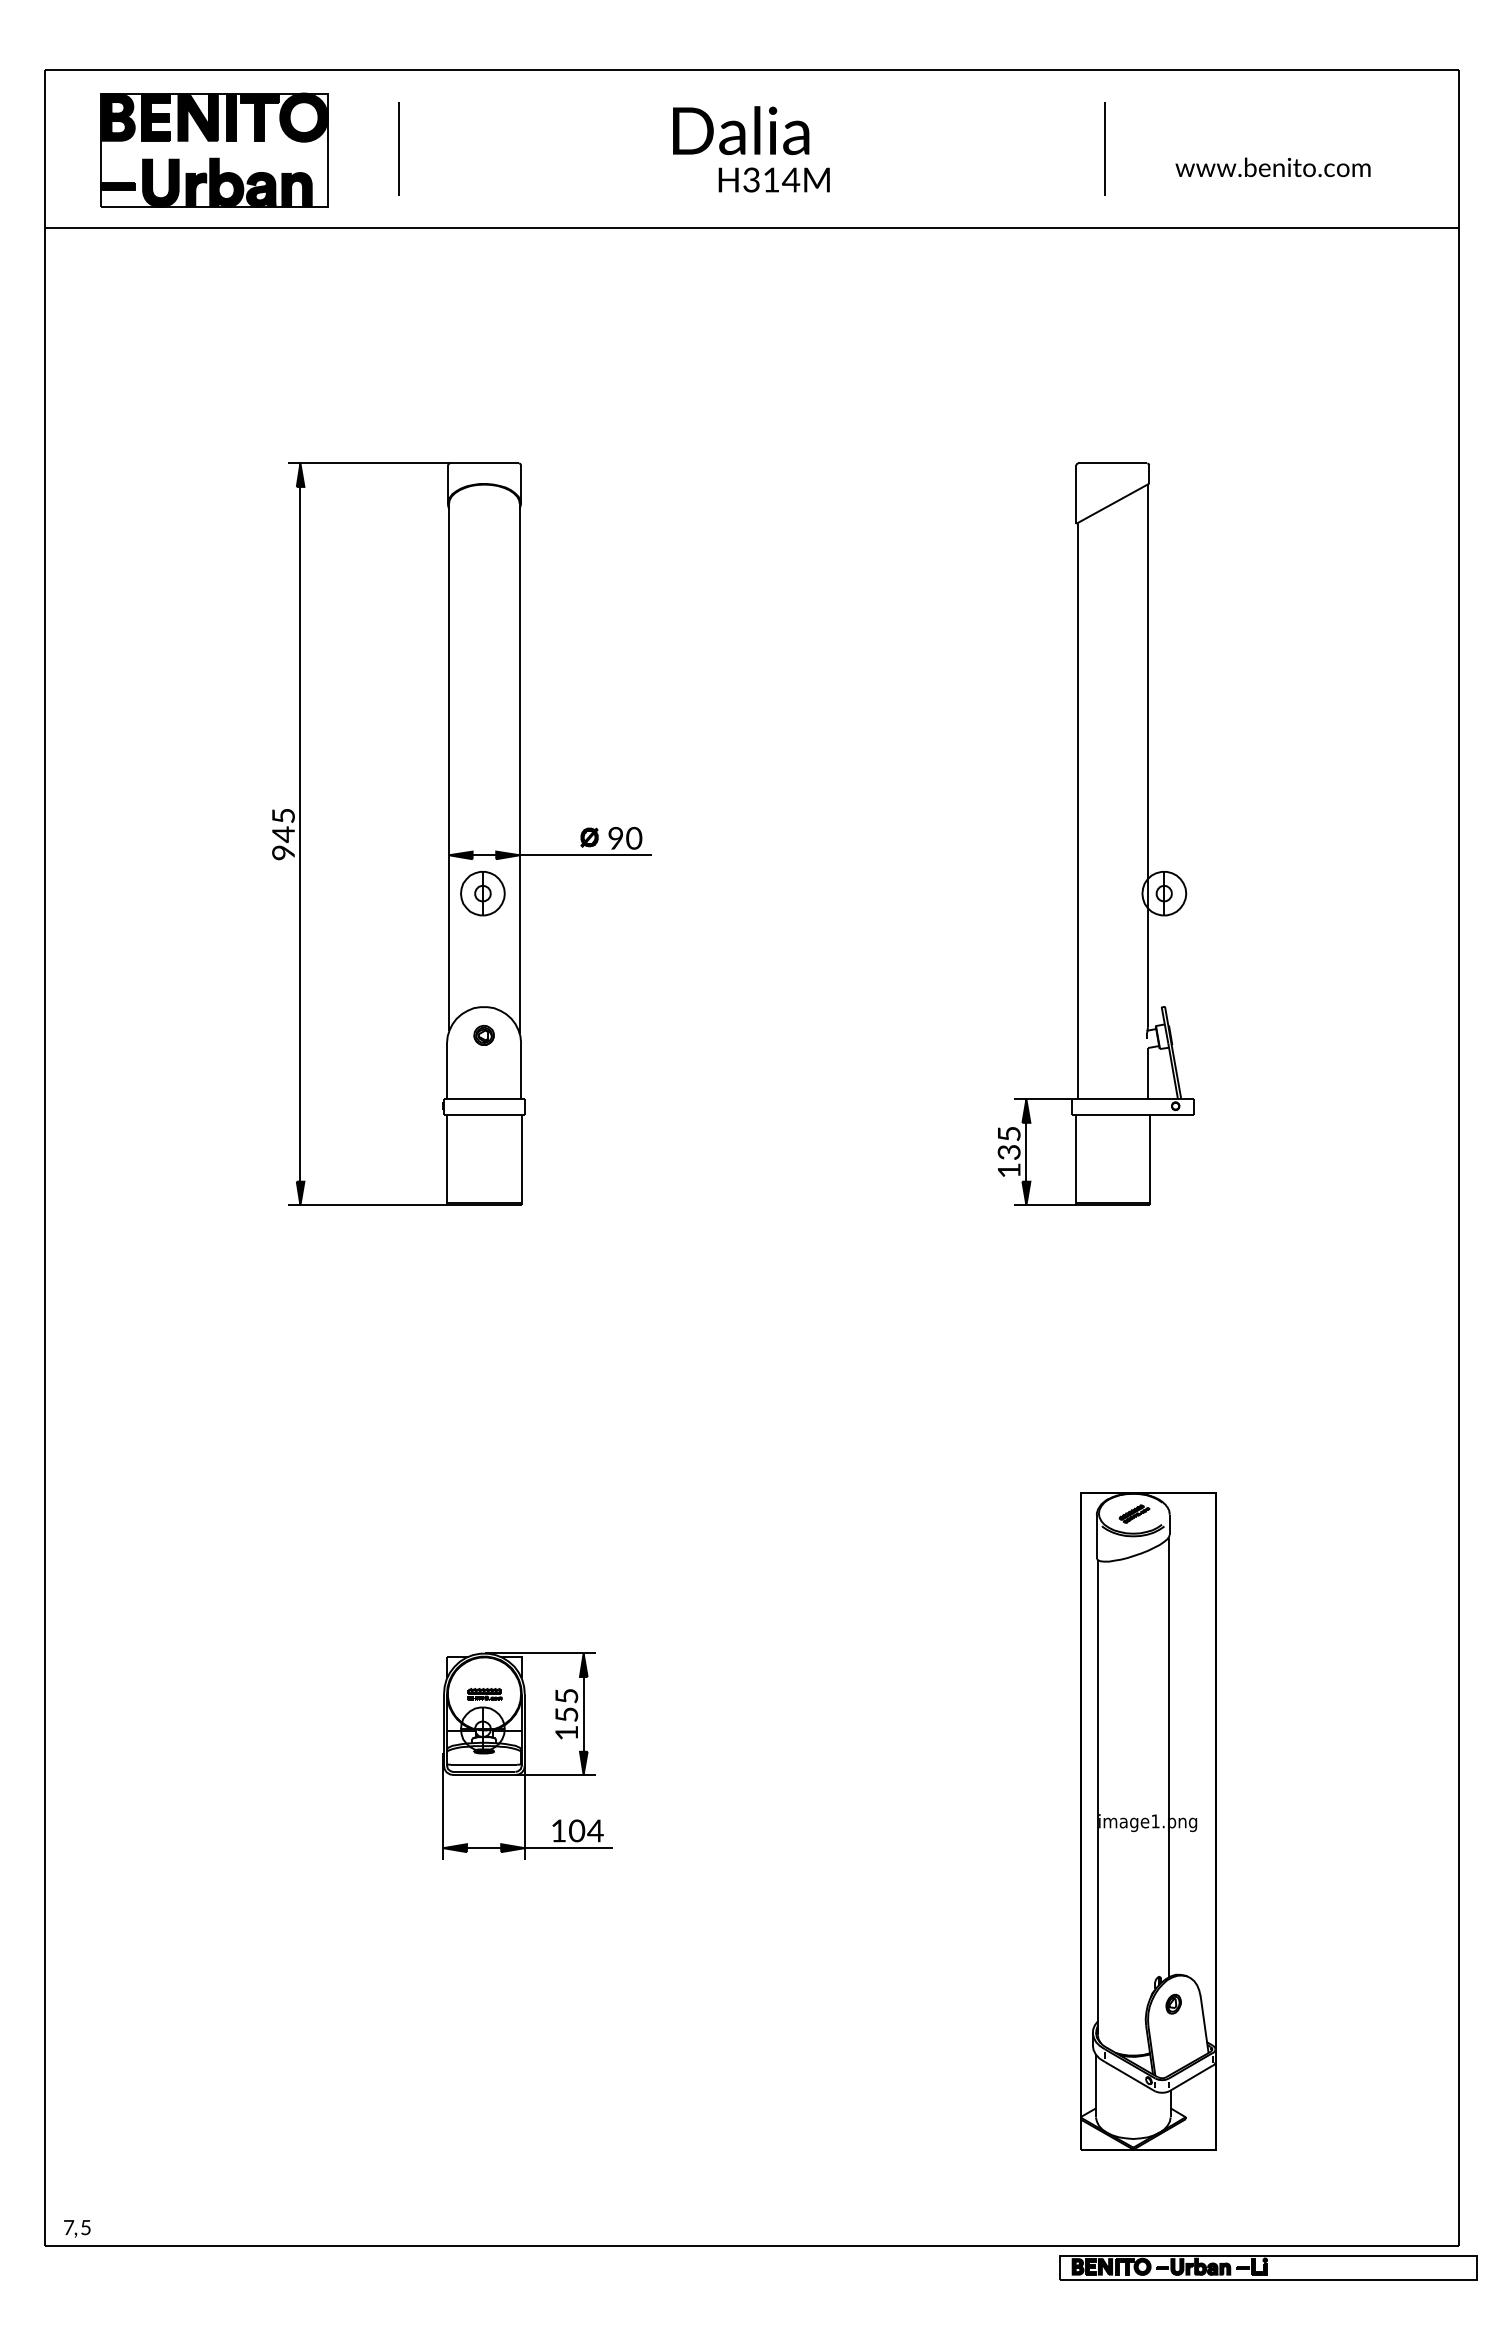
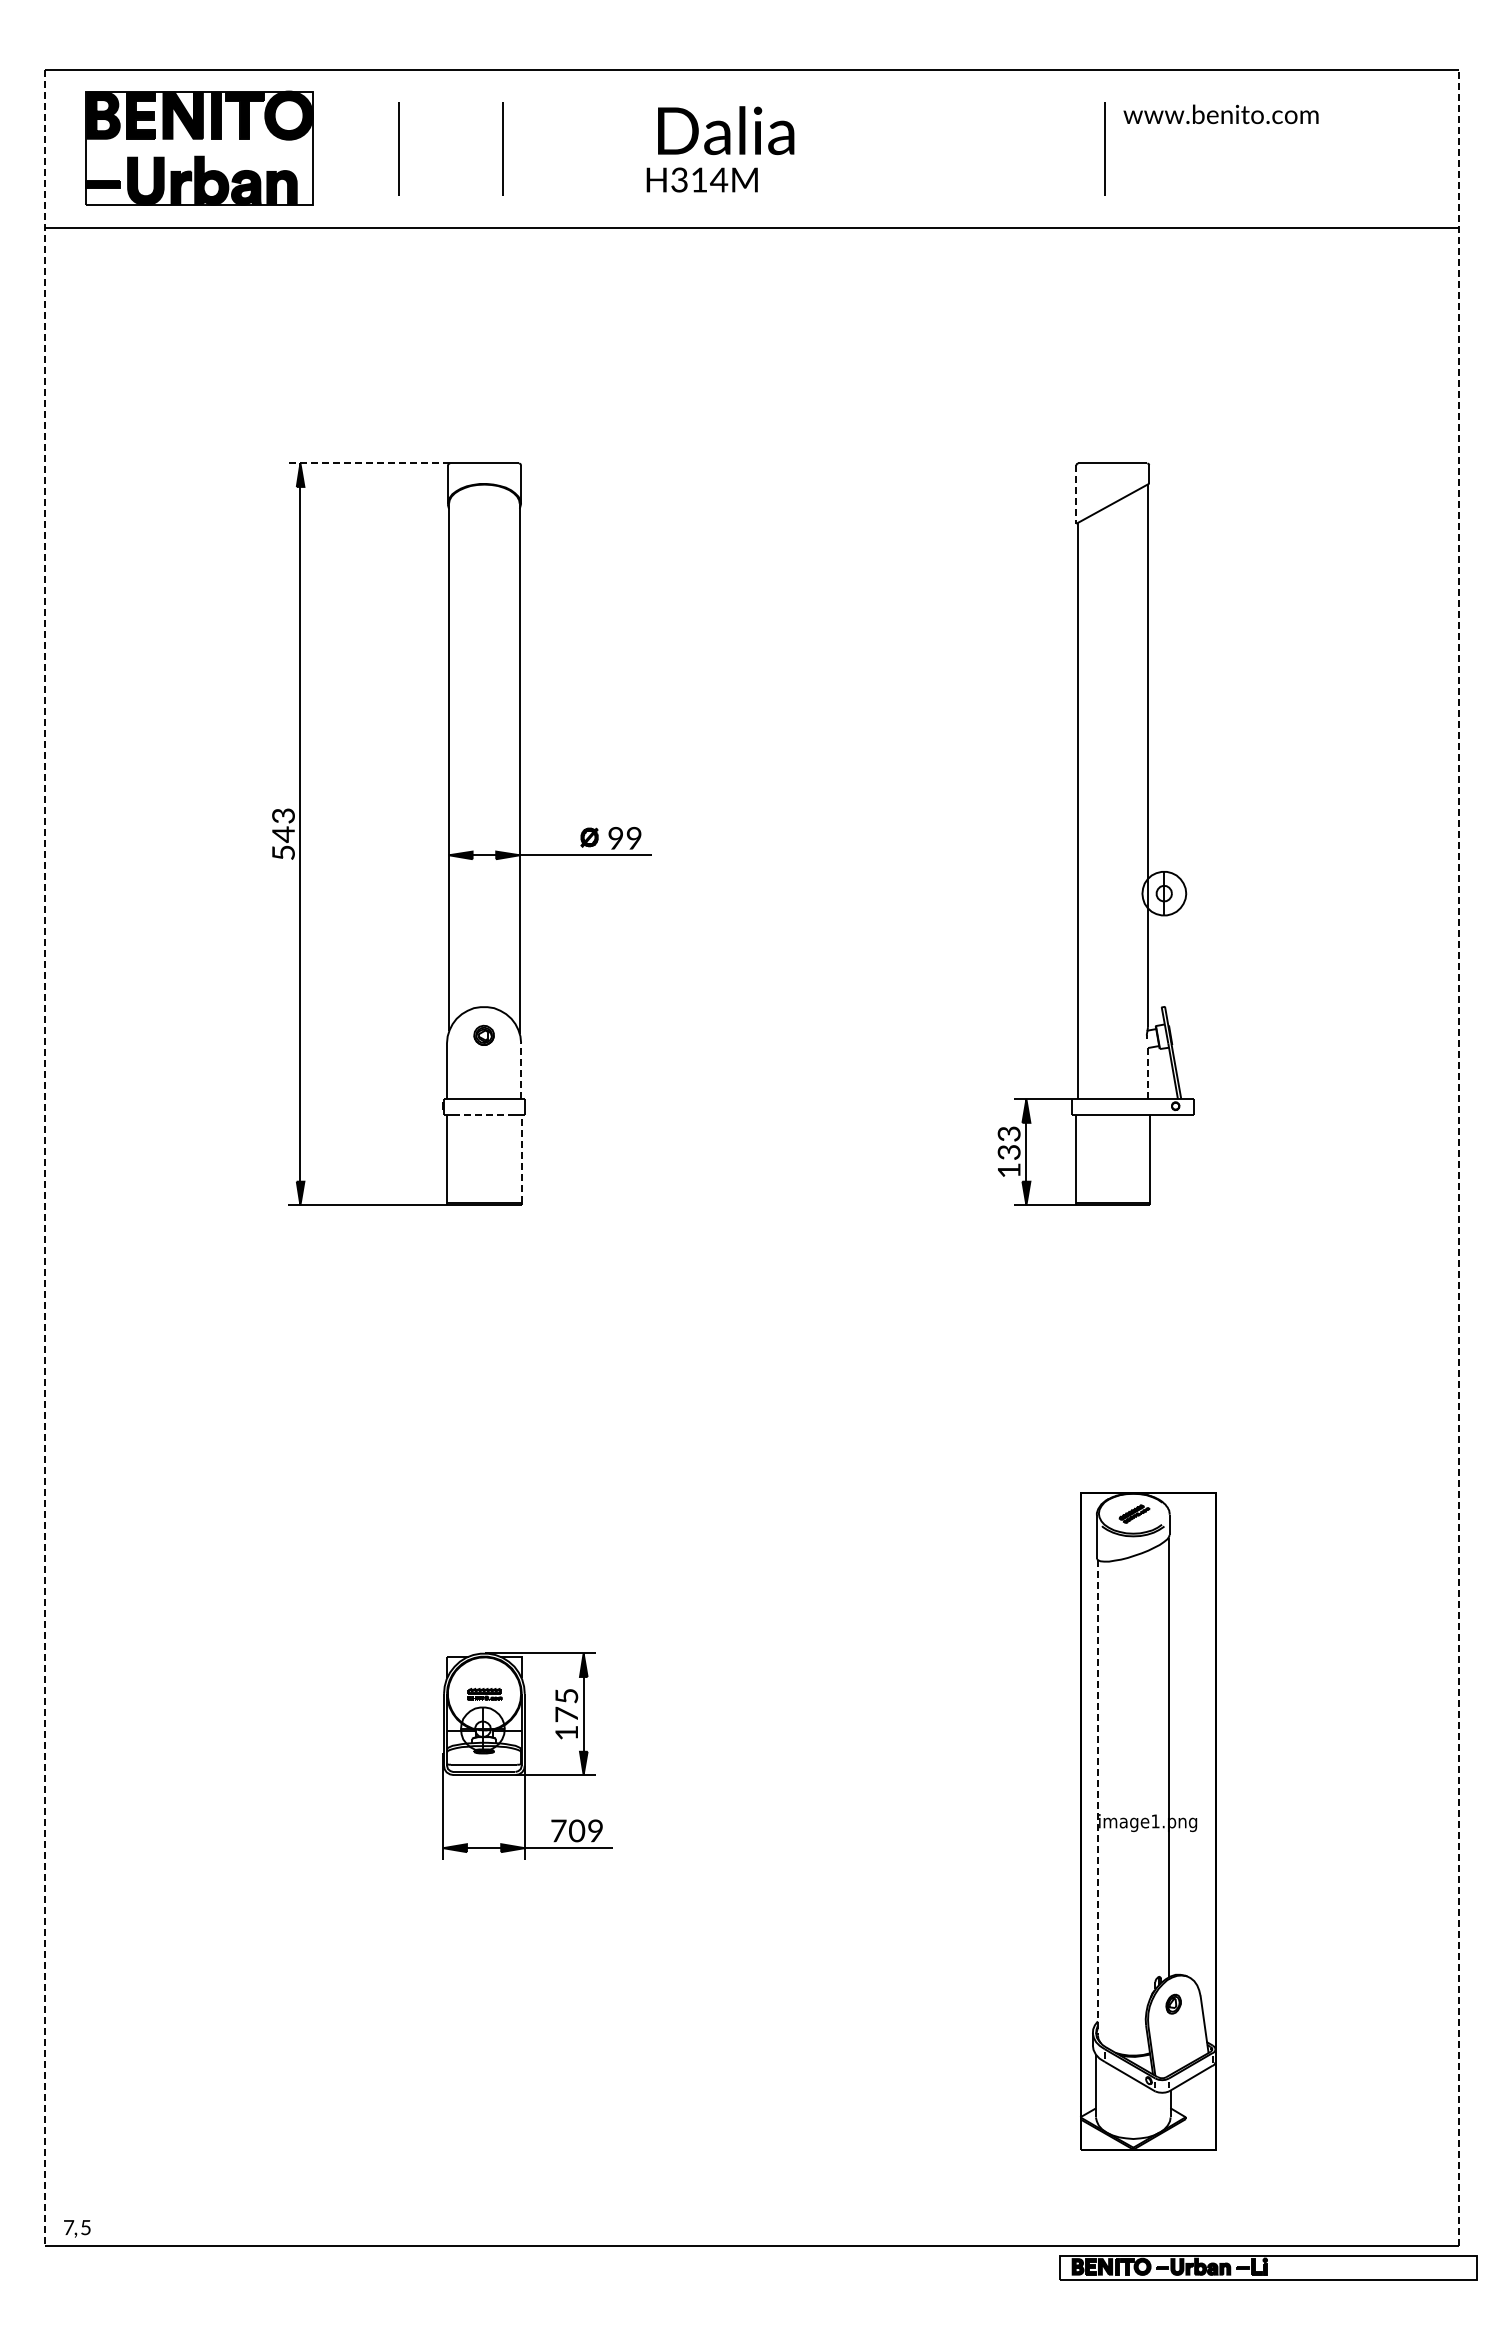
text position: (741, 130) -> (726, 130) (726, 130)
line: none -> present (502, 148)
part position: (214, 149) -> (199, 147) (199, 147)
text position: (1272, 167) -> (1220, 114) (1220, 114)
text position: (773, 179) -> (701, 179) (701, 179)
line: solid -> dashed (369, 463)
line: solid -> dashed (1076, 495)
text: 5 -> 3 (283, 815)
text: 0 -> 9 (634, 838)
text: 9 -> 5 (283, 852)
part: present -> none (482, 893)
line: solid -> dashed (521, 1070)
line: solid -> dashed (1148, 1073)
line: solid -> dashed (484, 1114)
text: 5 -> 3 (1008, 1133)
line: solid -> dashed (45, 1158)
line: solid -> dashed (521, 1158)
line: solid -> dashed (1458, 1158)
text: 5 -> 7 (566, 1714)
line: solid -> dashed (1097, 1797)
text: 1 -> 7 (558, 1830)
text: 4 -> 9 (595, 1830)
